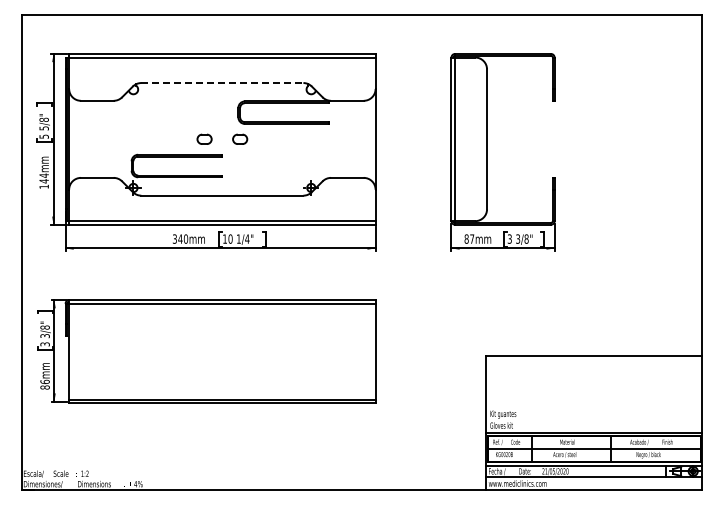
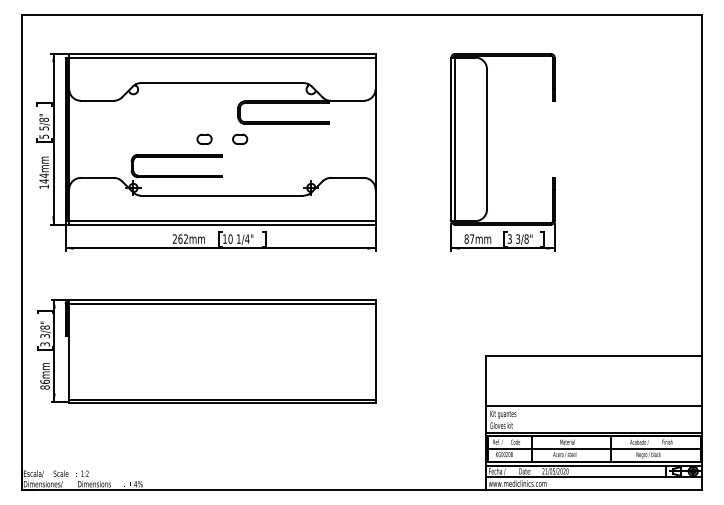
line: dashed -> solid (222, 83)
text: 340mm -> 262mm (180, 238)
line: none -> present (593, 405)
